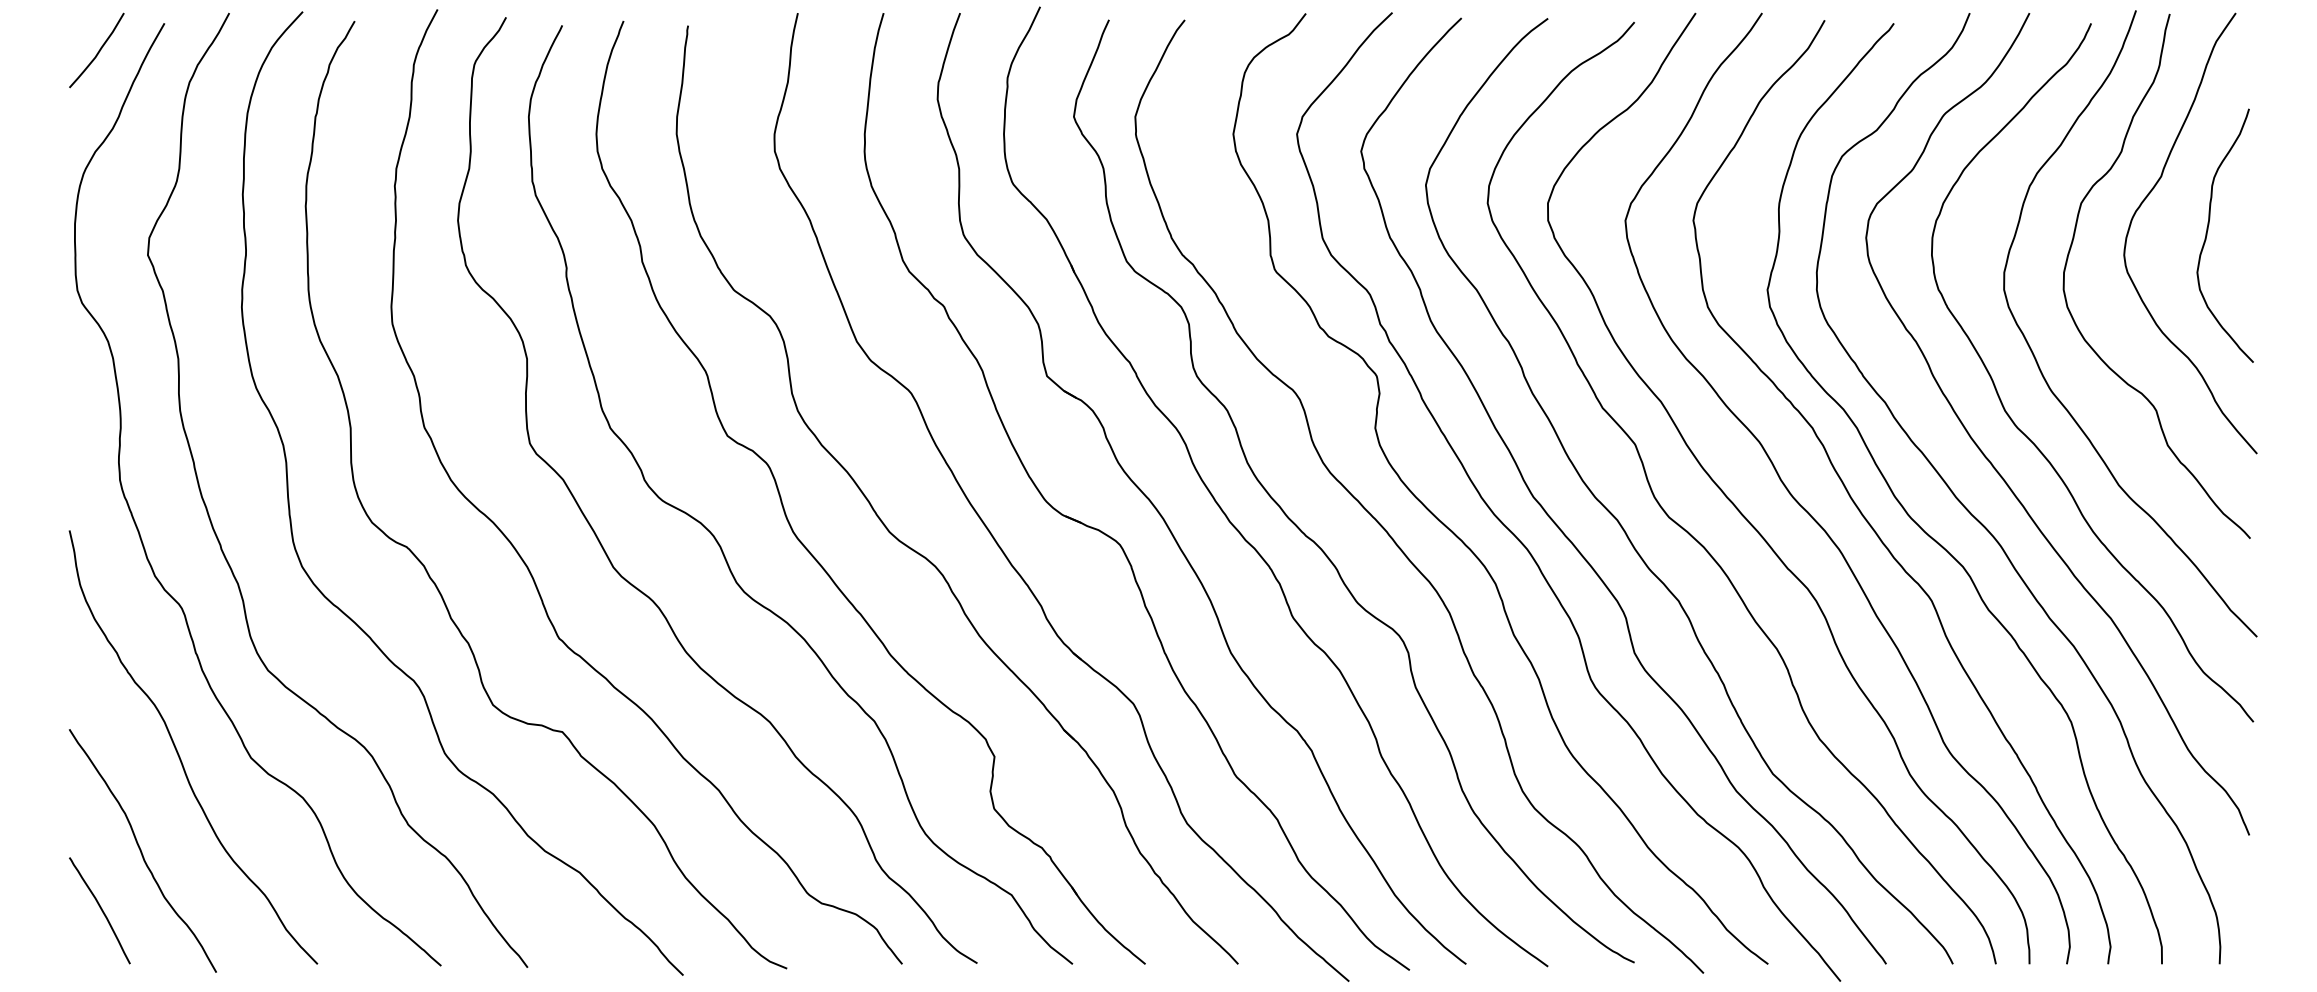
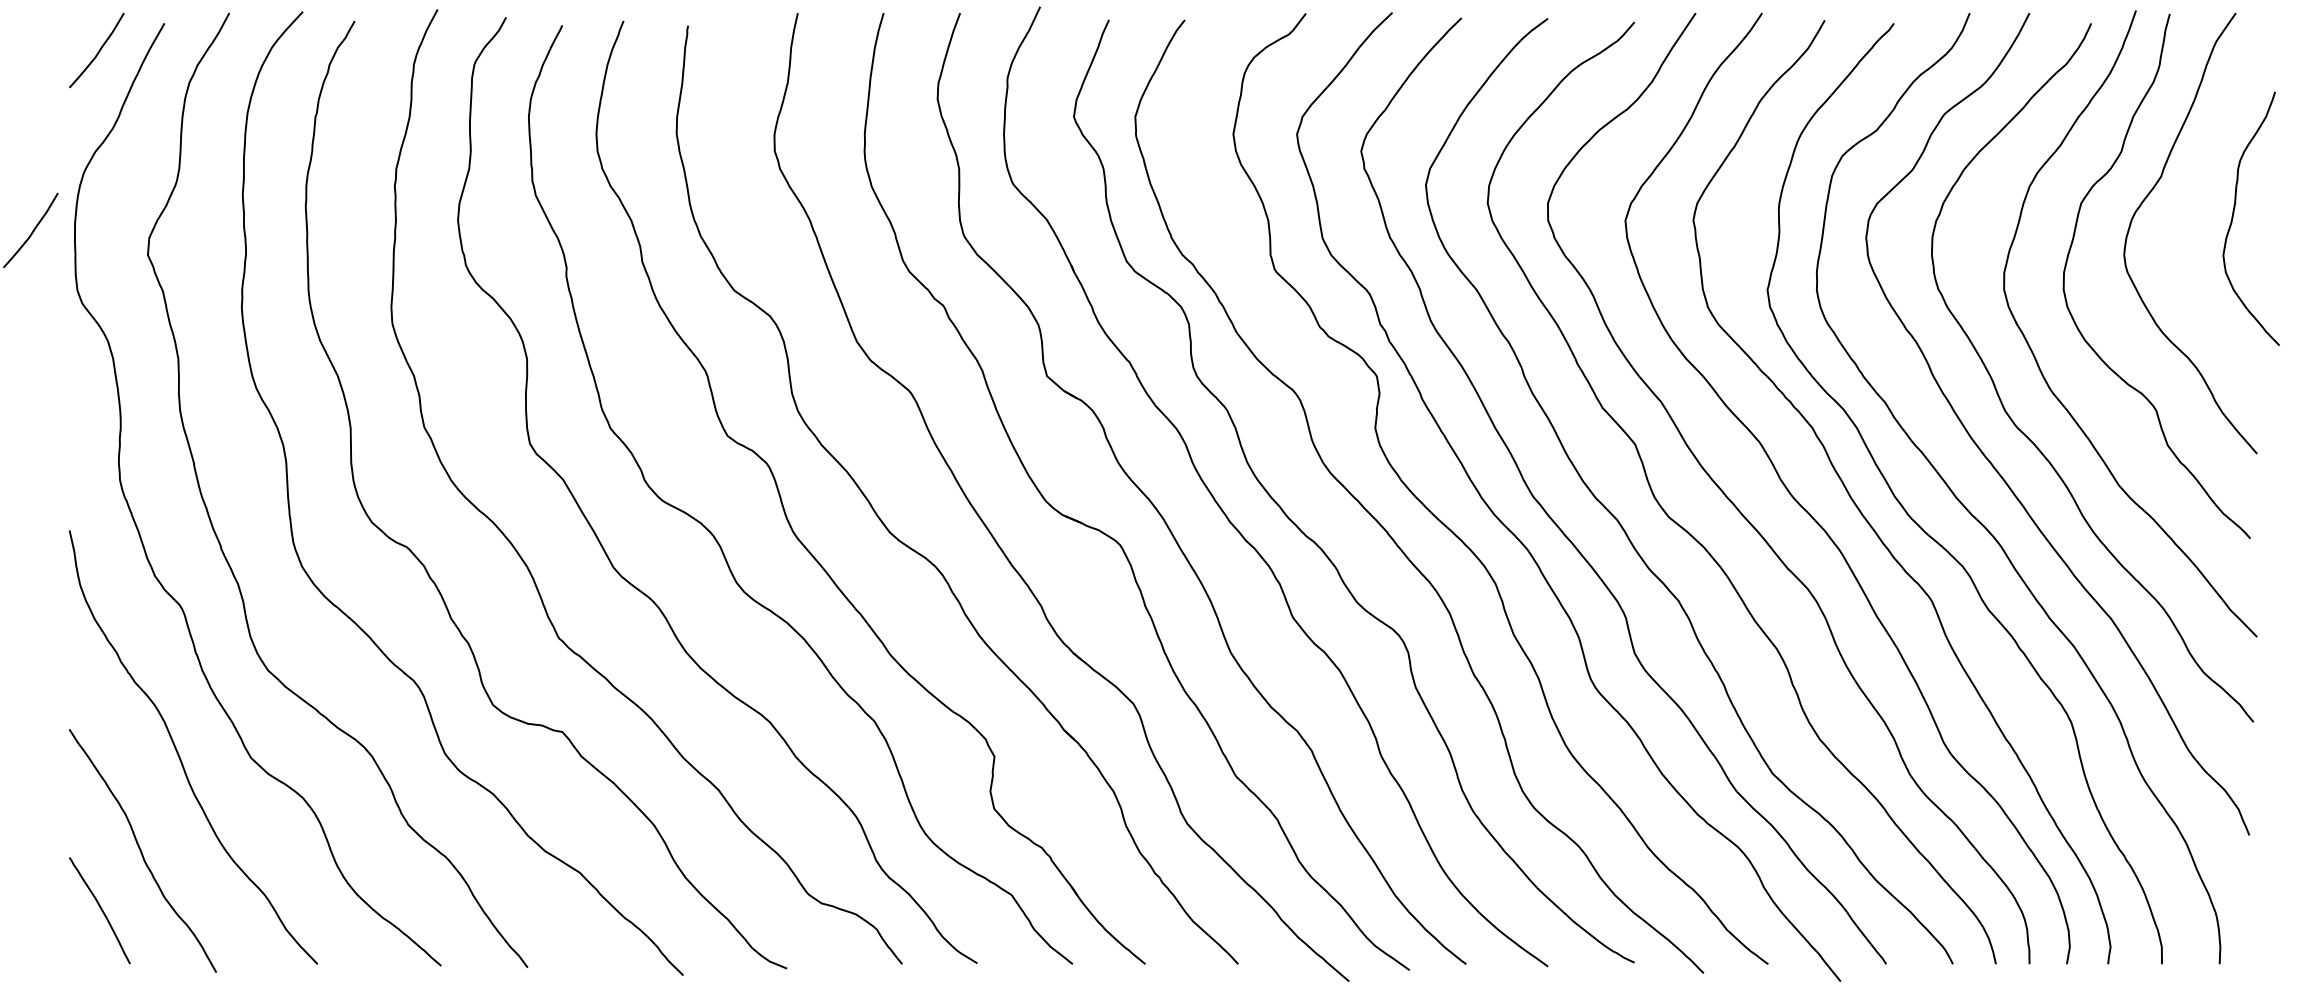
curve: none -> present (32, 230)
curve position: (2208, 230) -> (2234, 213) (2234, 213)
